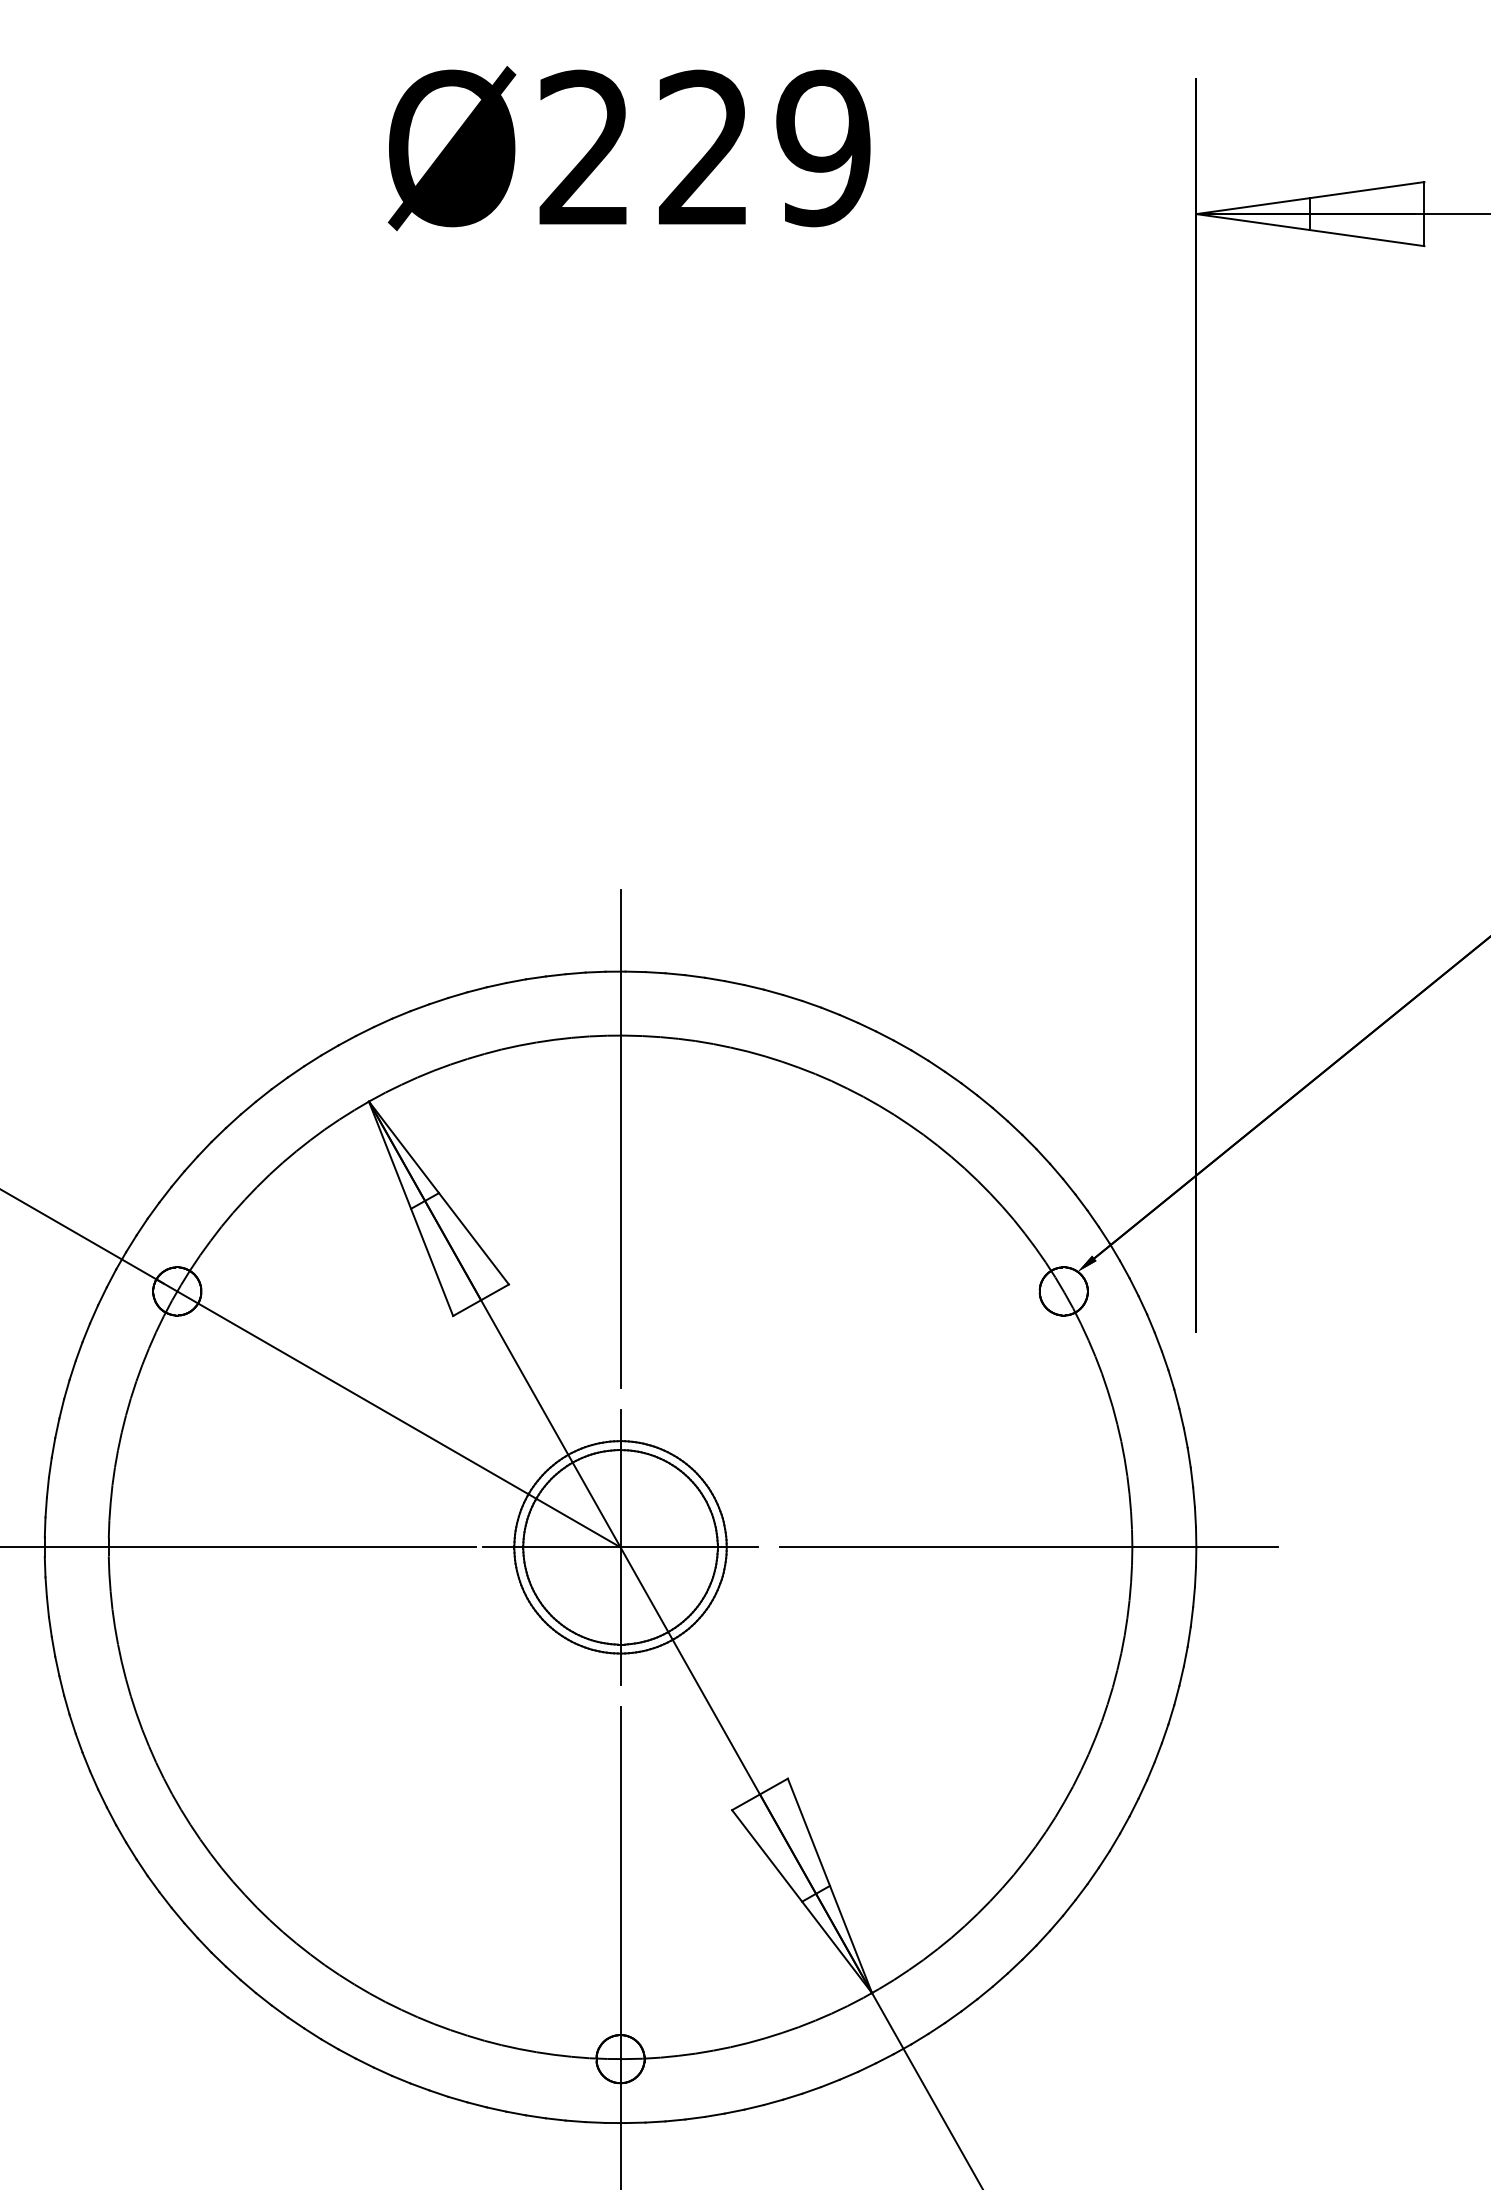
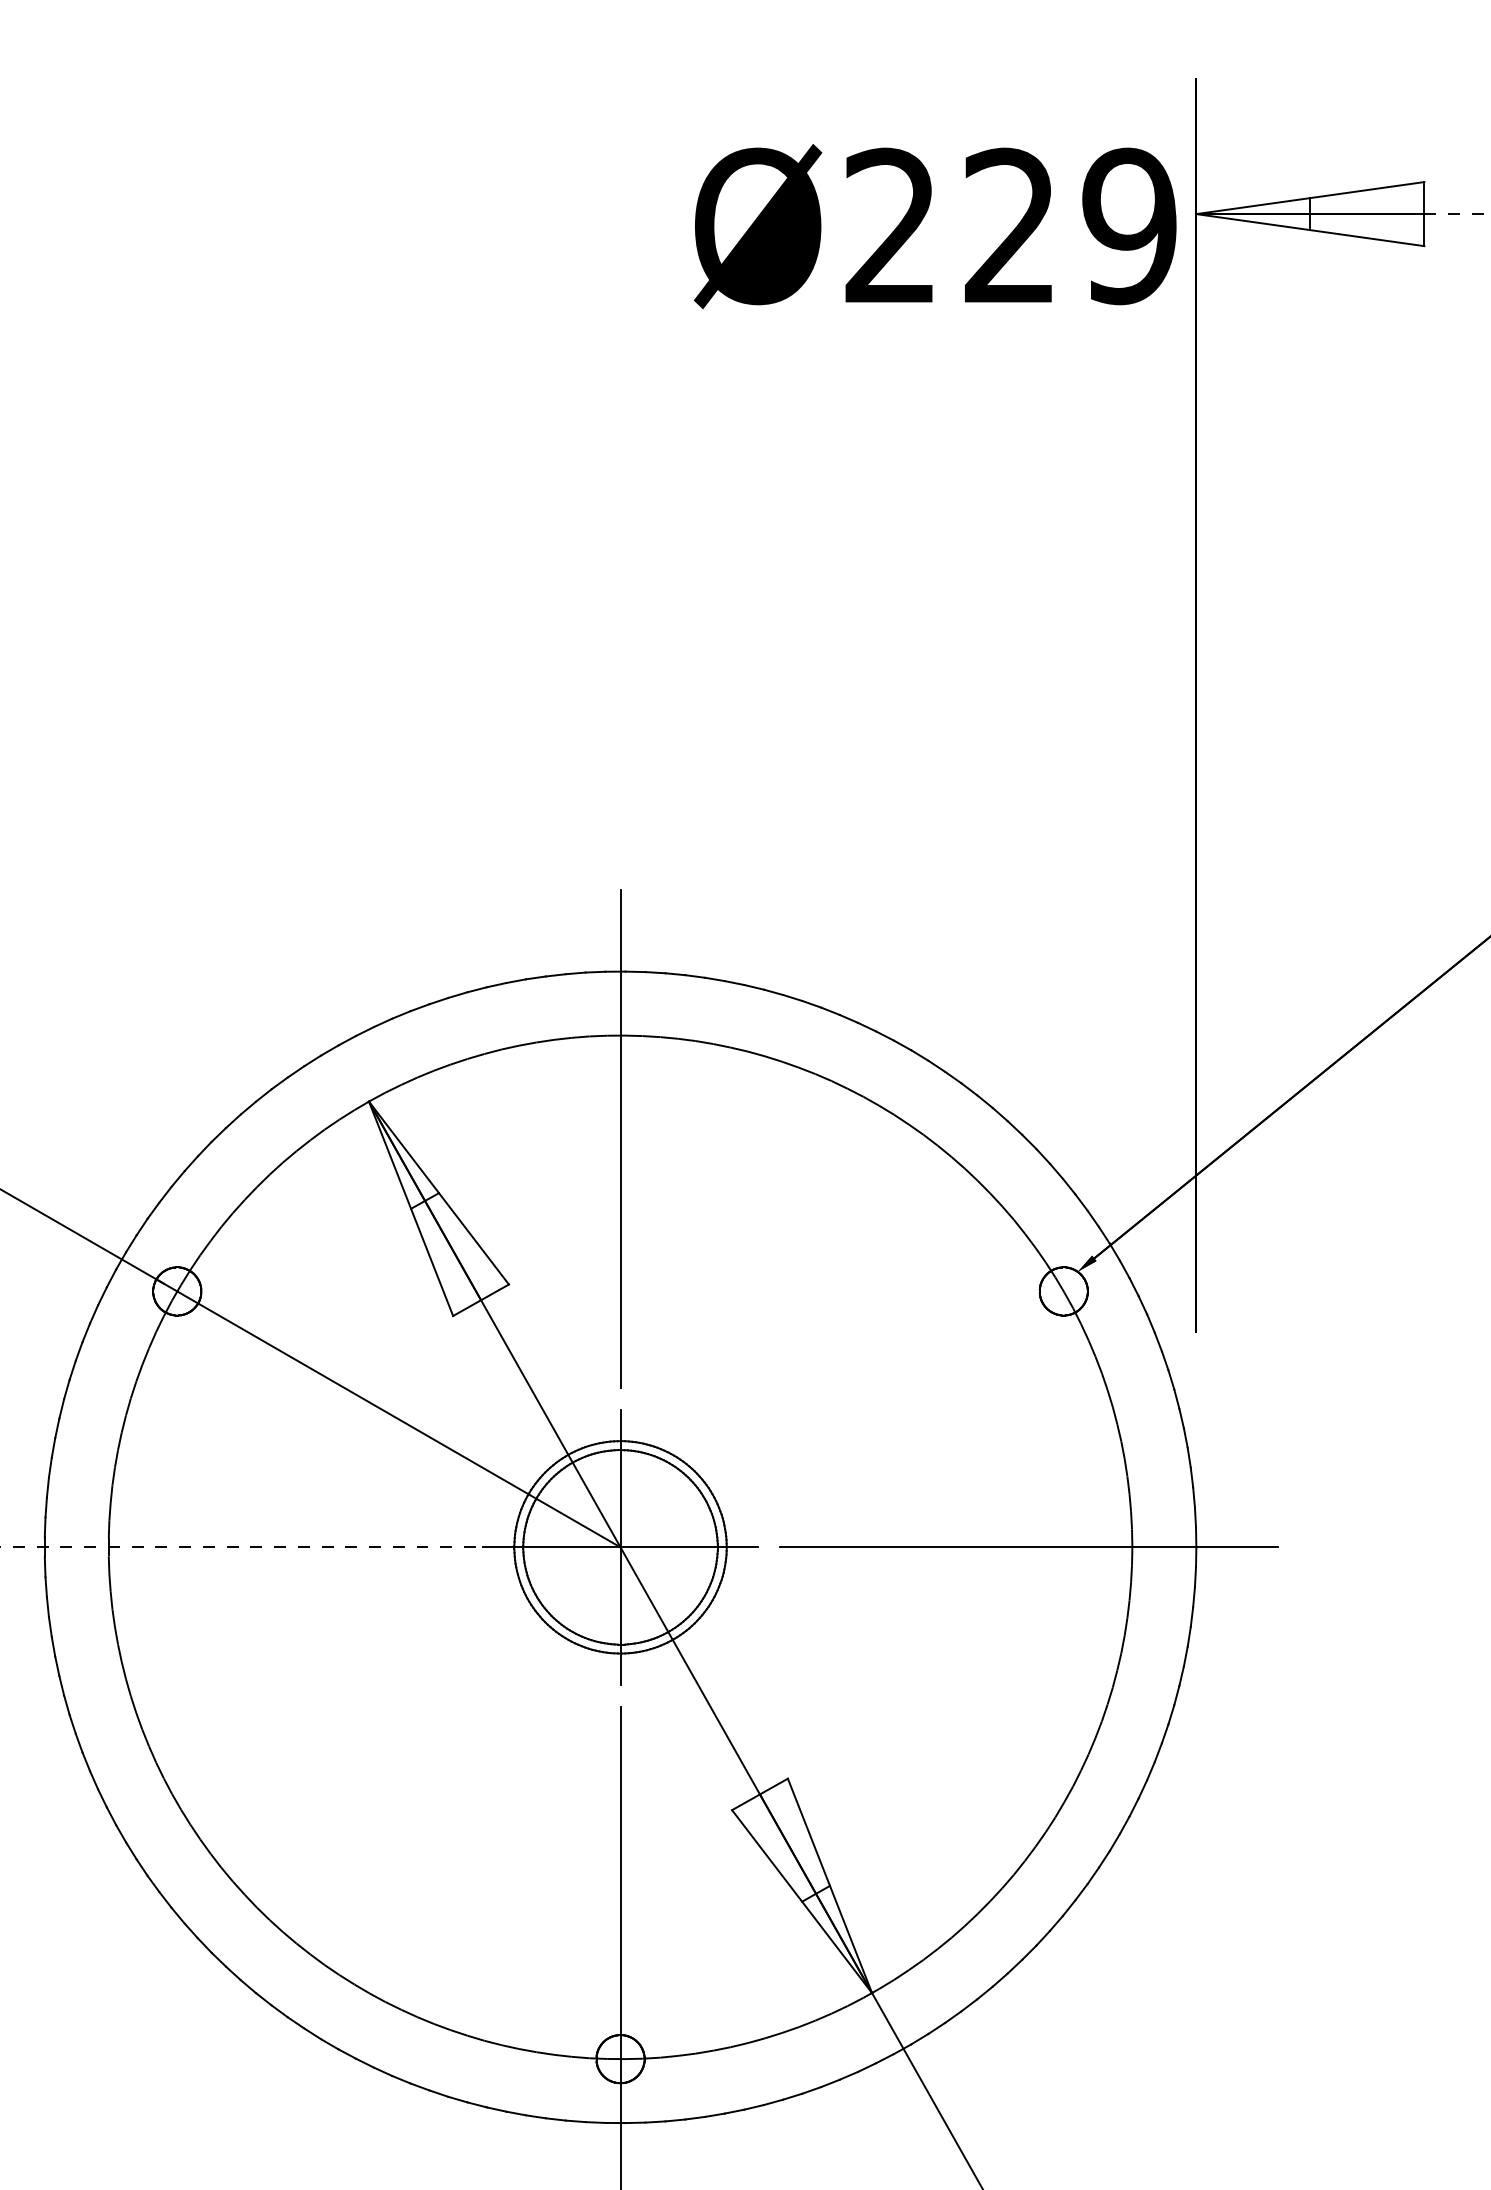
text position: (629, 148) -> (935, 226) (935, 226)
line: solid -> dashed (1457, 214)
line: solid -> dashed (238, 1547)
